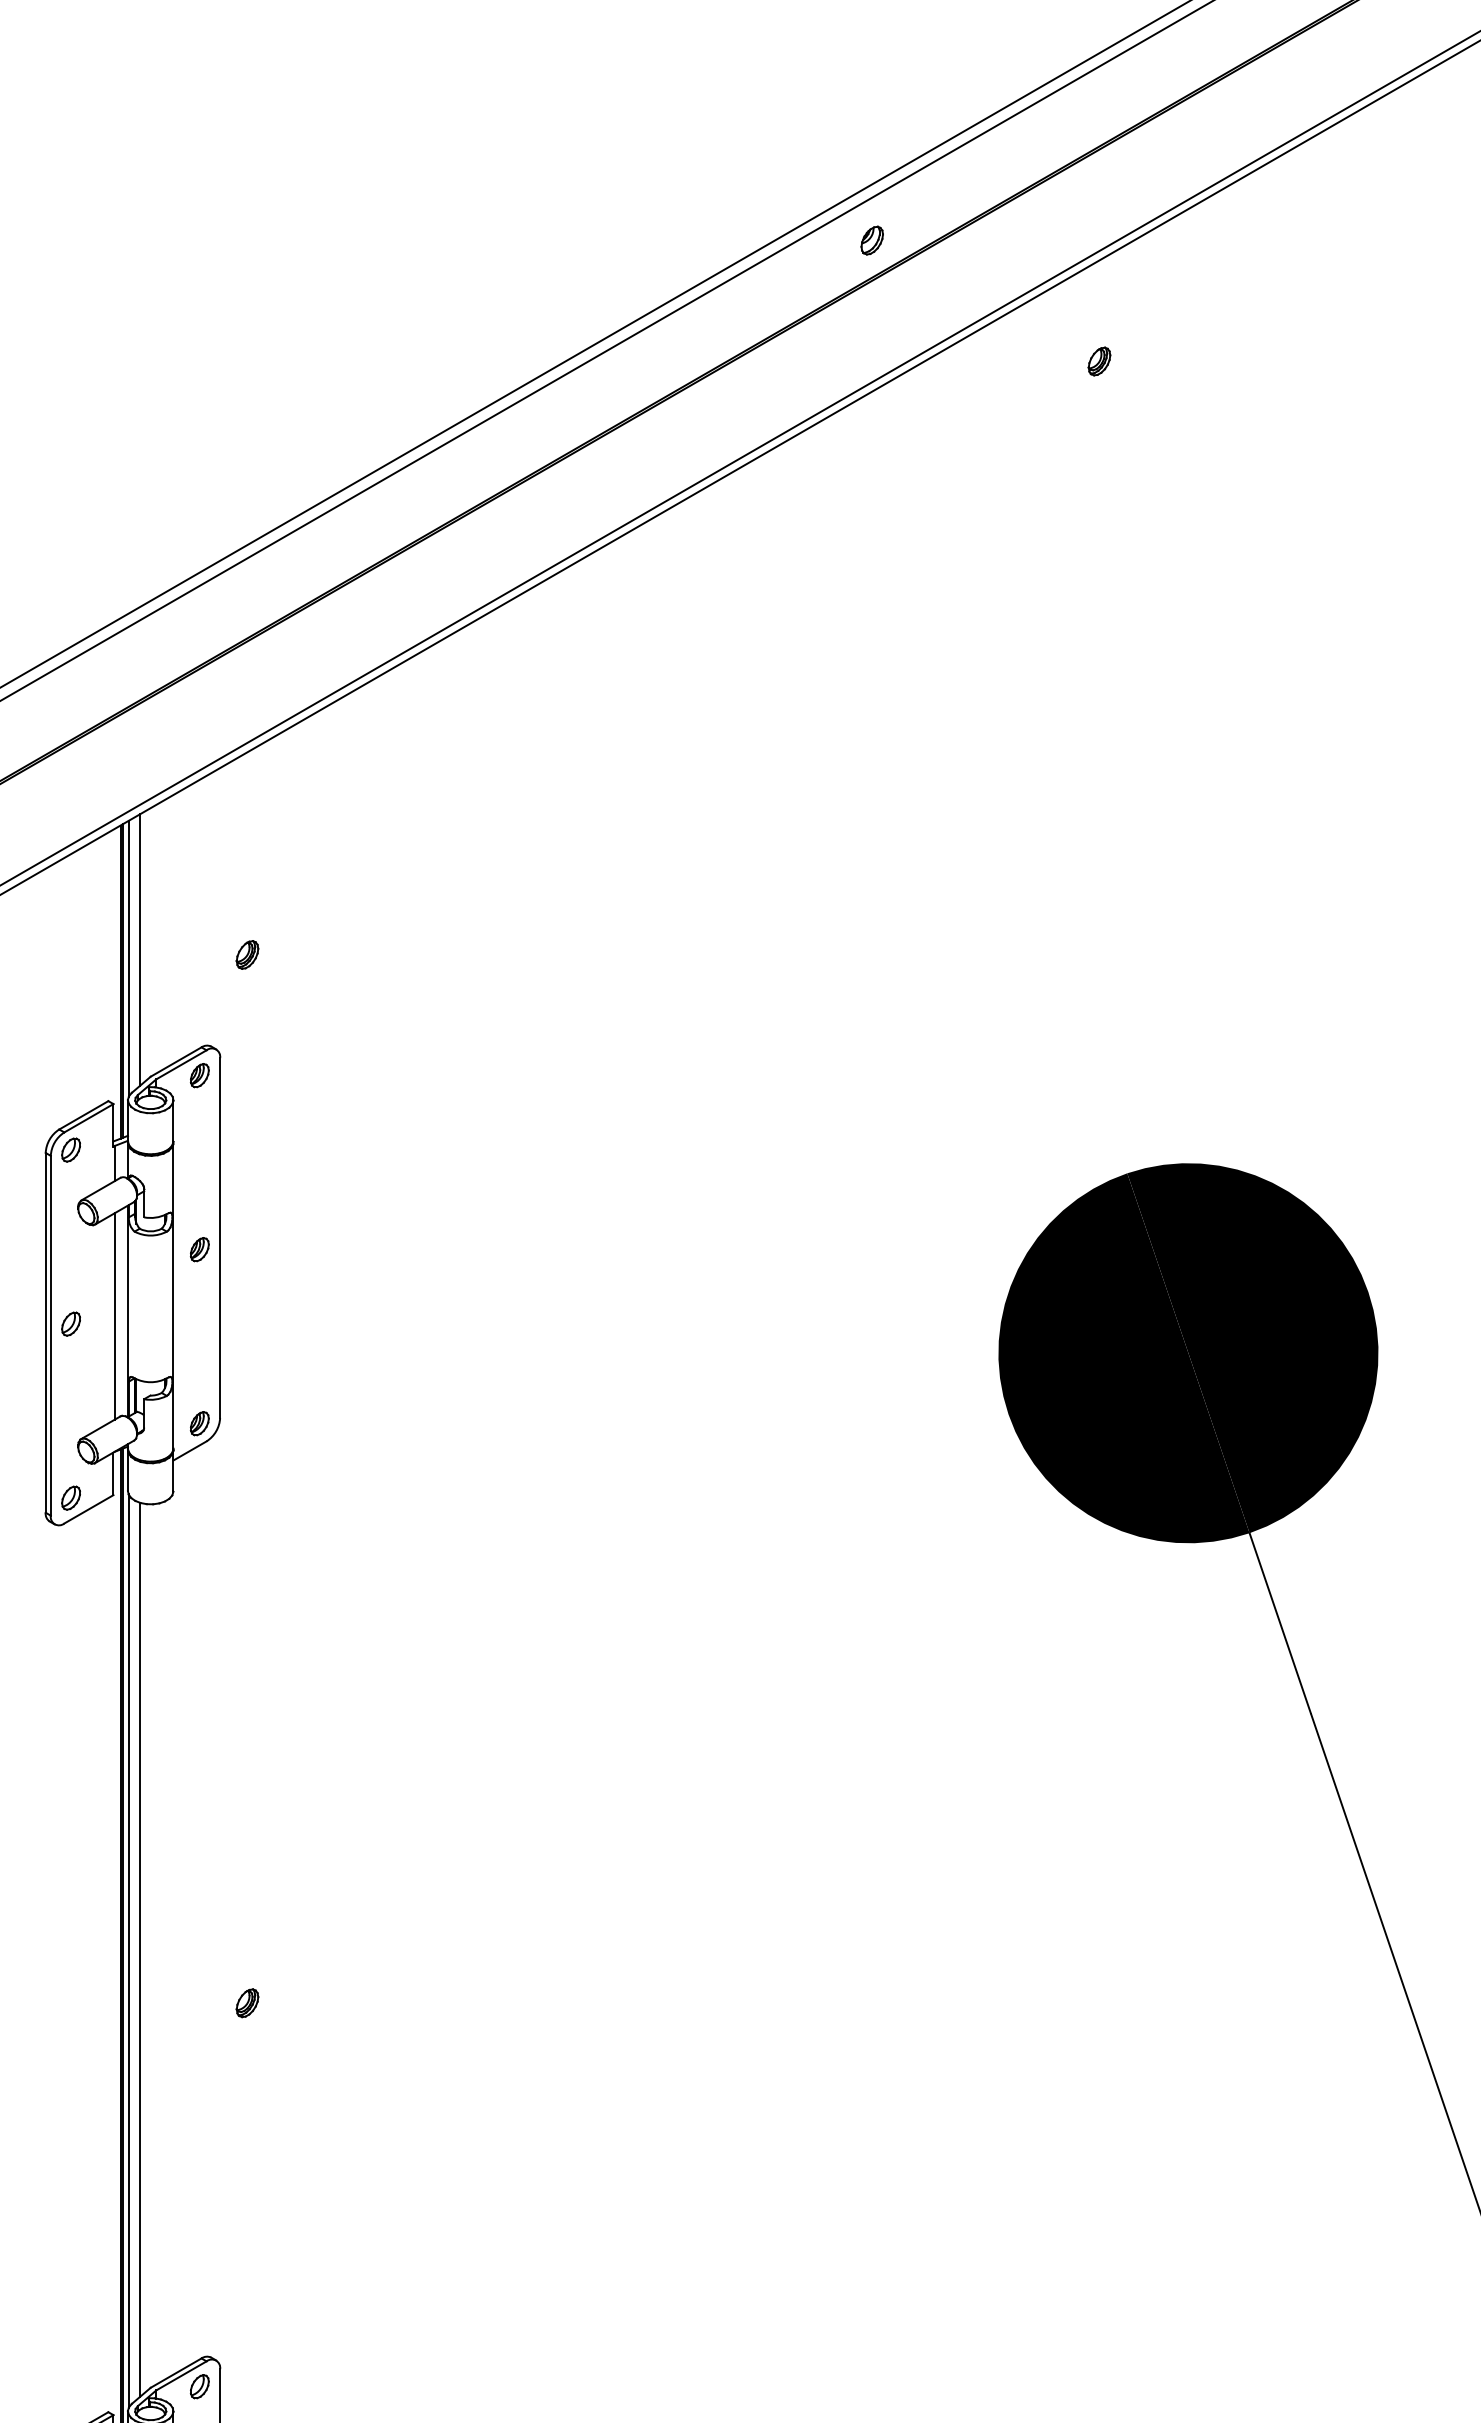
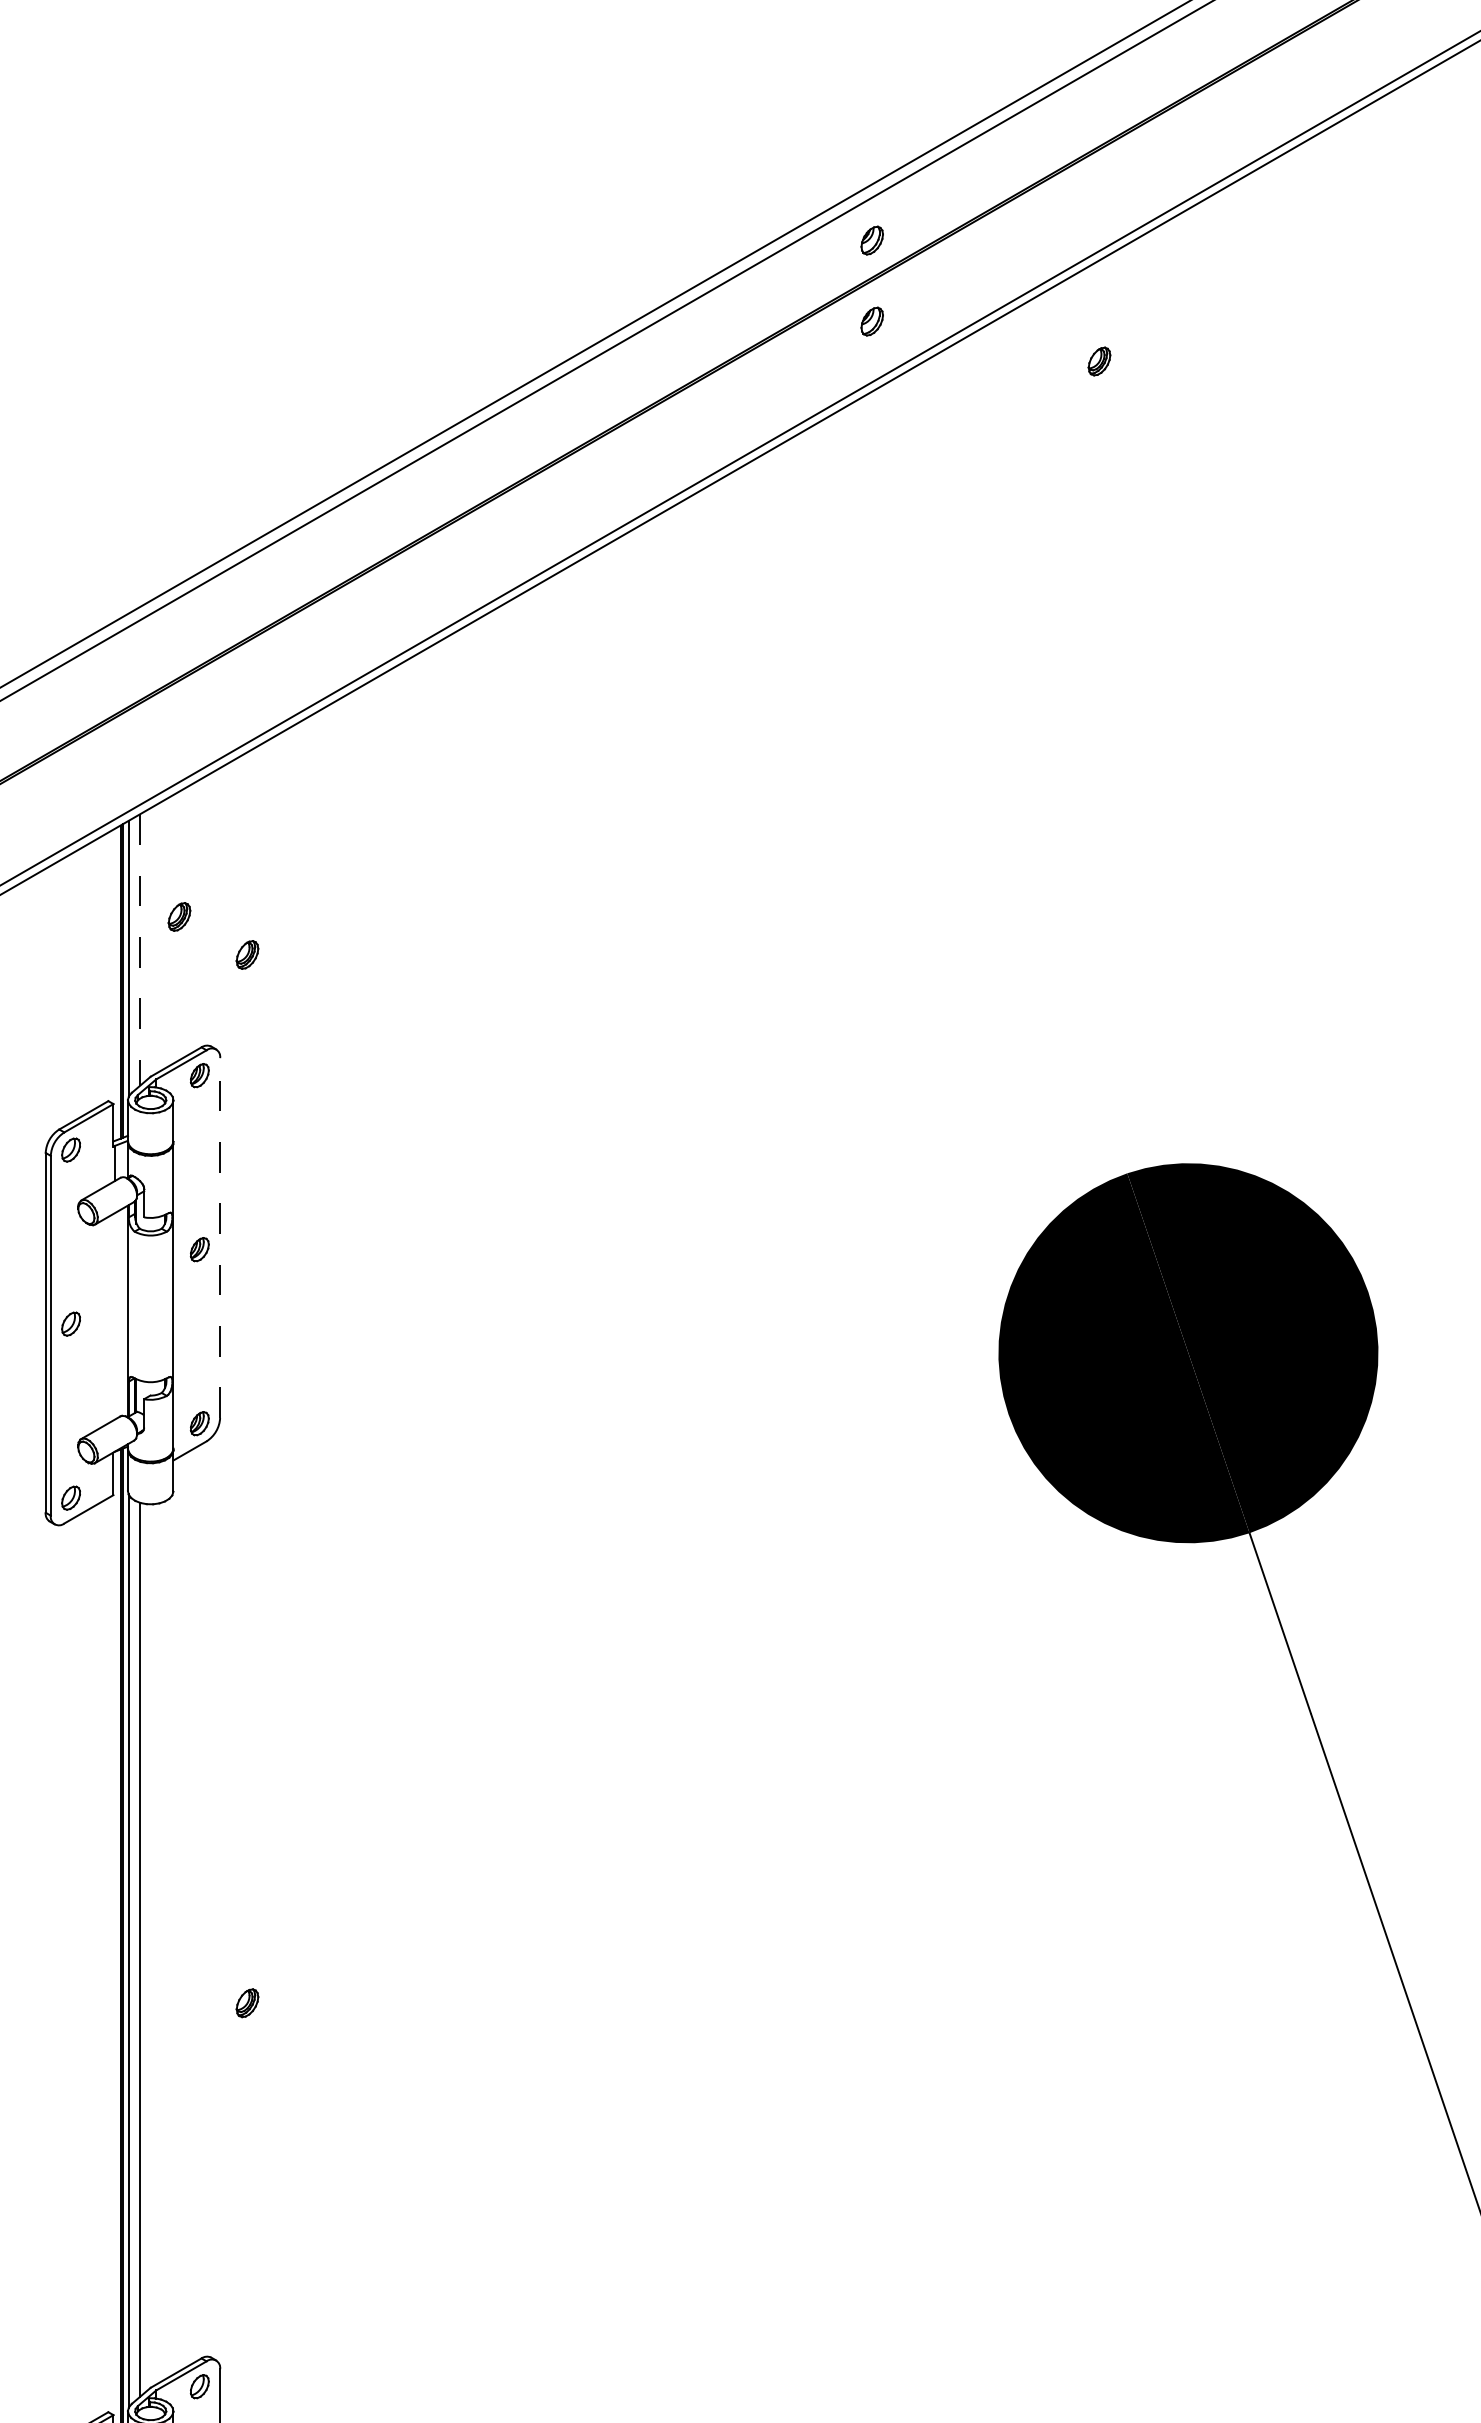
part: none -> present (871, 321)
part: none -> present (179, 916)
line: solid -> dashed (140, 949)
line: solid -> dashed (220, 1238)
line: present -> none (114, 1316)
